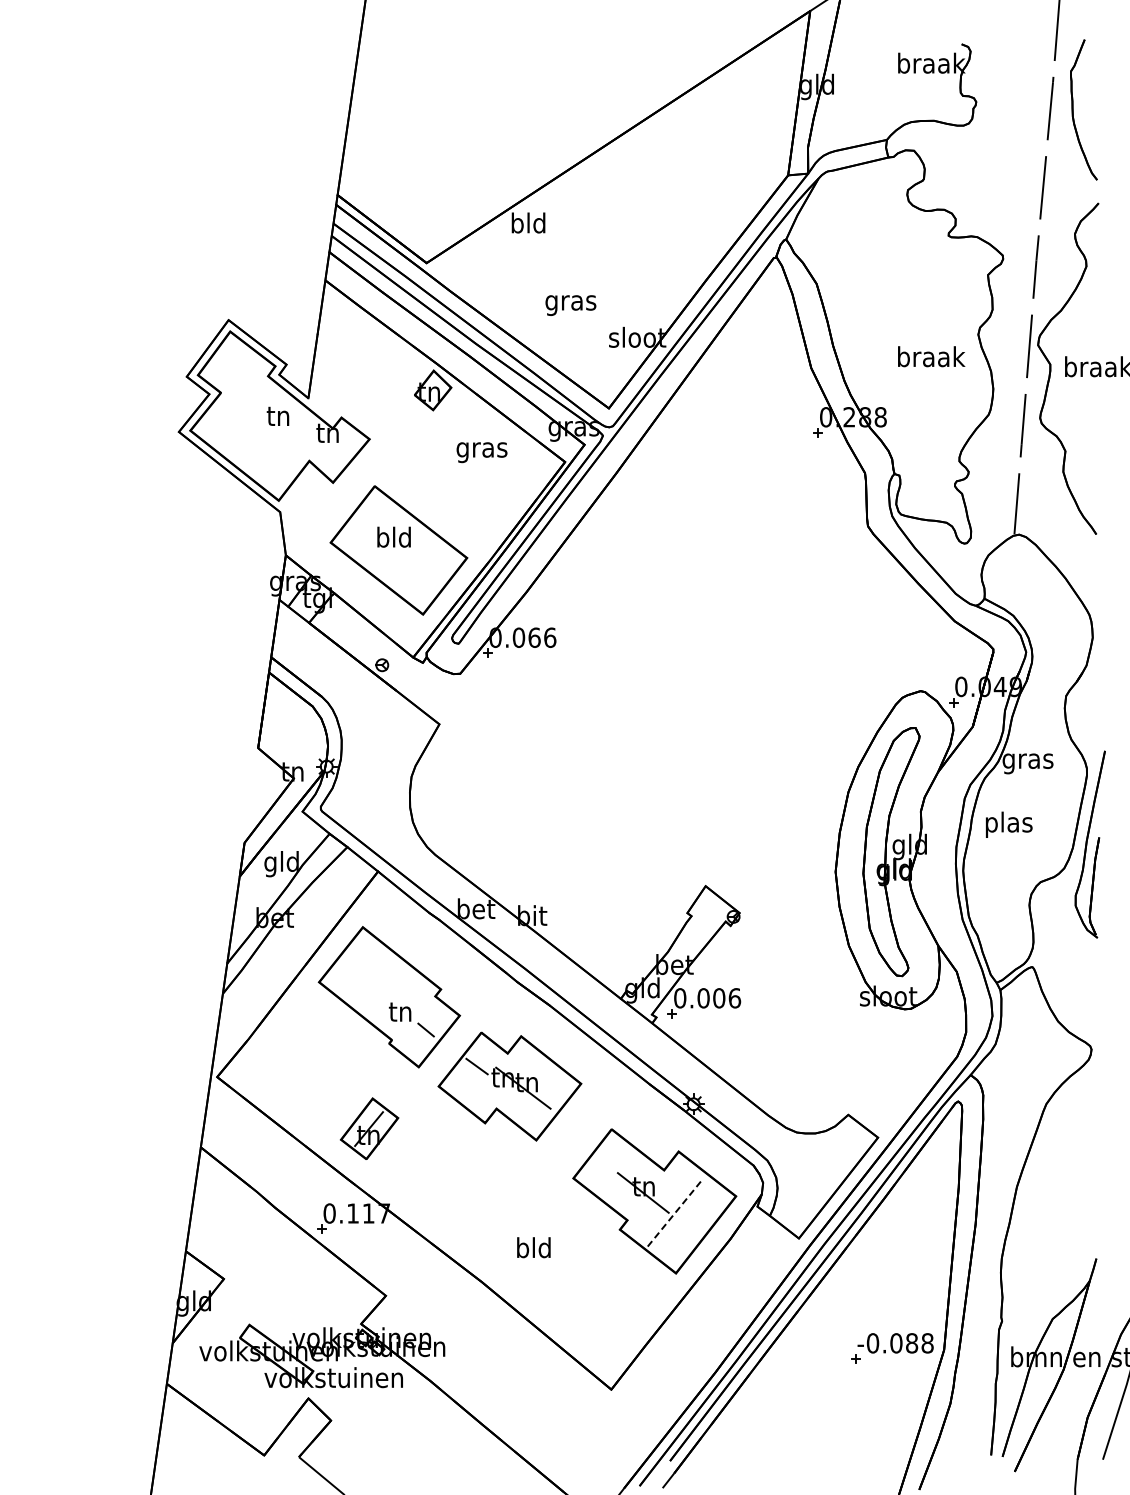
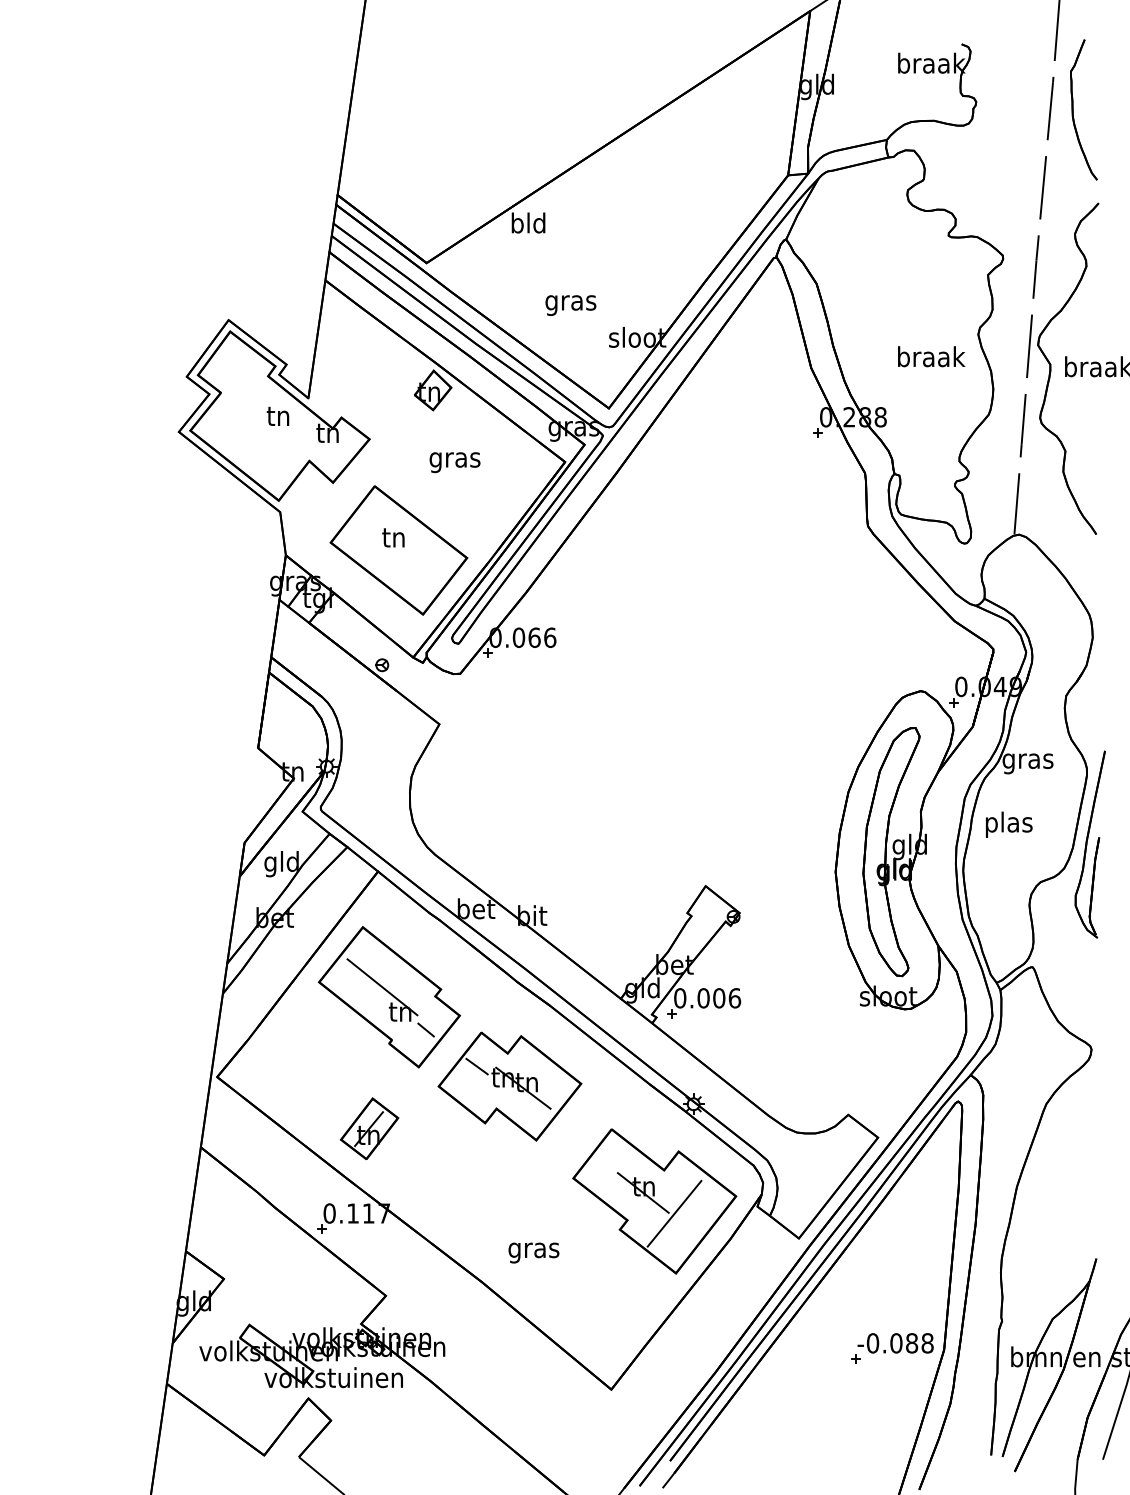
text position: (481, 452) -> (454, 462) (454, 462)
text: bld -> tn (393, 536)
line: none -> present (382, 987)
line: dashed -> solid (674, 1213)
text: bld -> gras (533, 1250)
